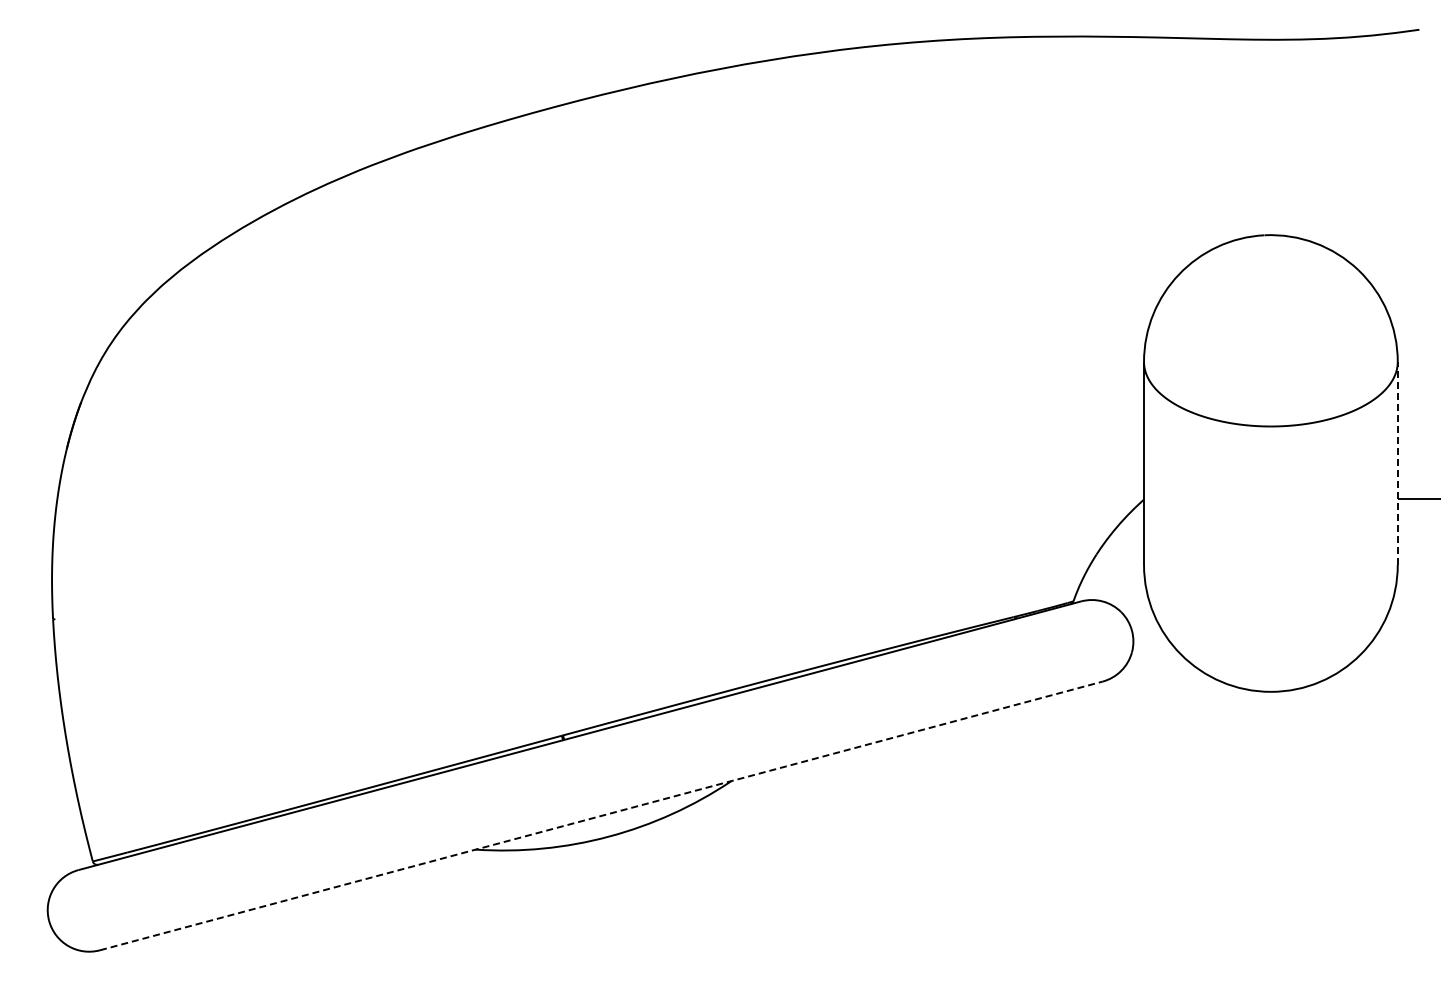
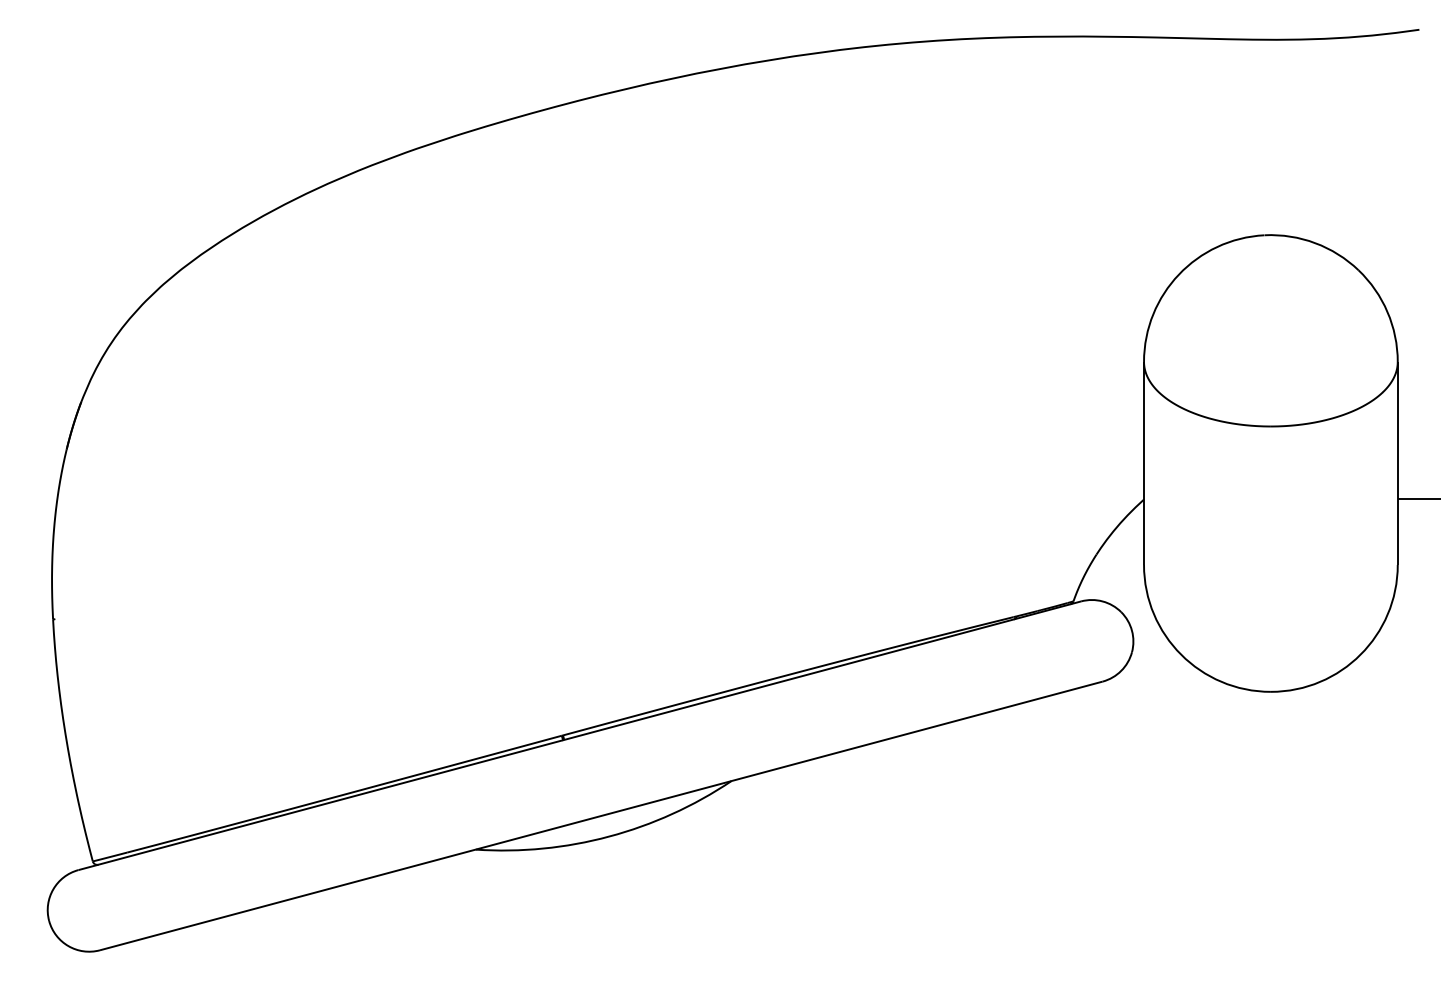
line: dashed -> solid (1397, 462)
line: dashed -> solid (601, 815)
